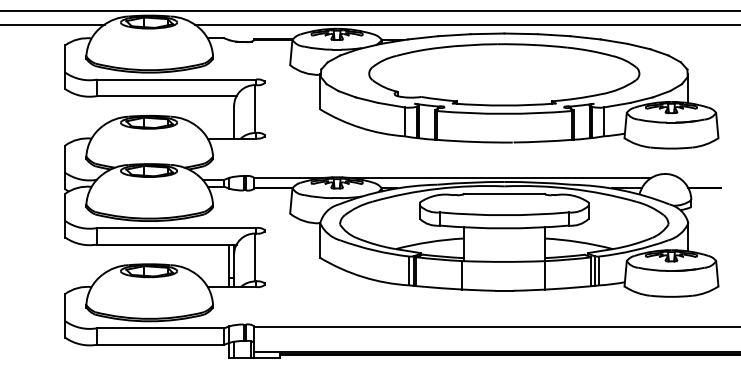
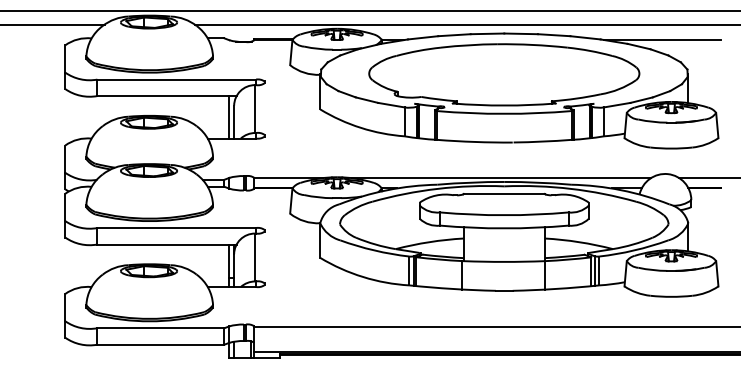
line: none -> present (662, 40)
line: none -> present (229, 117)
line: none -> present (708, 178)
